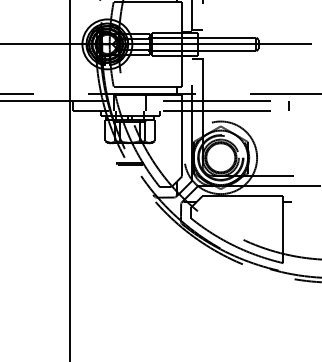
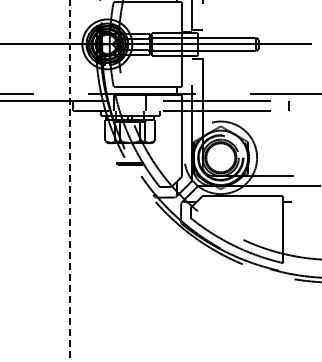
line: solid -> dashed (69, 180)
